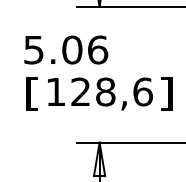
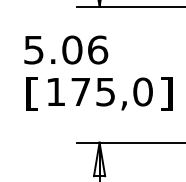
text: 128,6 -> 175,0 (111, 91)
